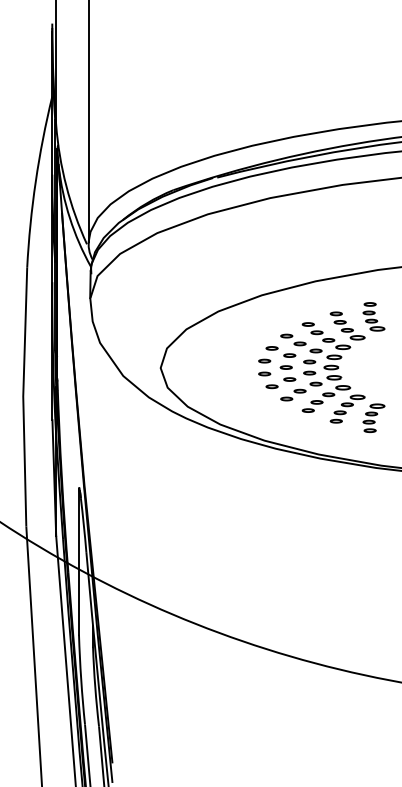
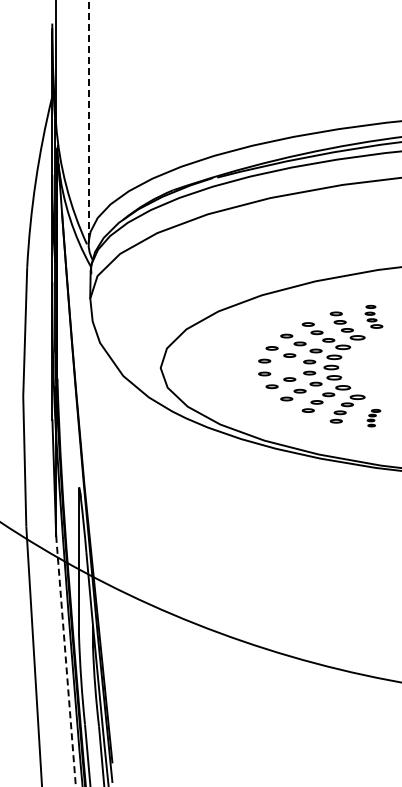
line: solid -> dashed (88, 121)
part size: 24x30 px -> 20x25 px (373, 316)
part: present -> none (285, 367)
part size: 24x30 px -> 16x19 px (373, 418)
line: solid -> dashed (66, 661)
